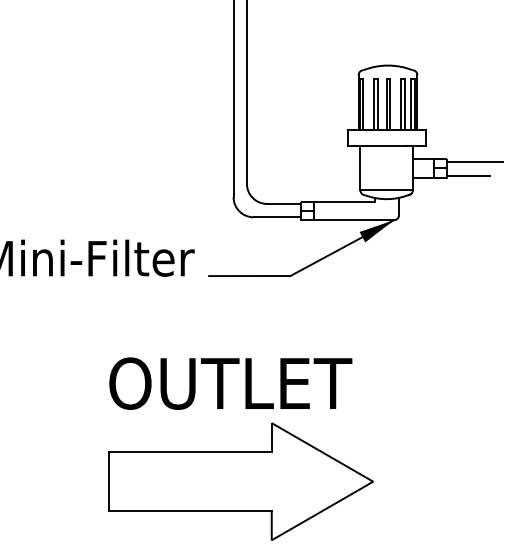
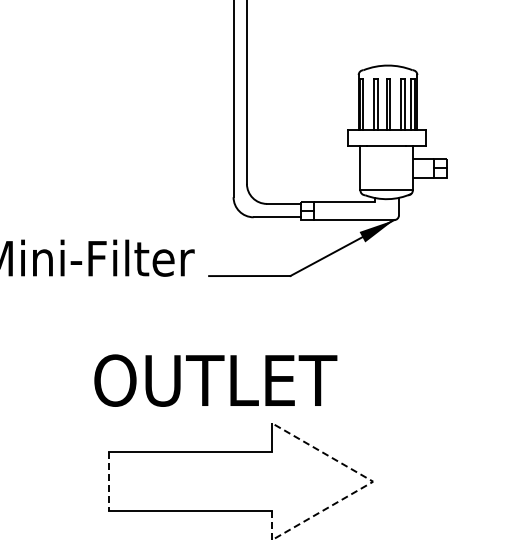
line: present -> none (474, 161)
line: present -> none (467, 176)
text position: (230, 383) -> (215, 380) (215, 380)
line: solid -> dashed (108, 482)
line: solid -> dashed (360, 489)
